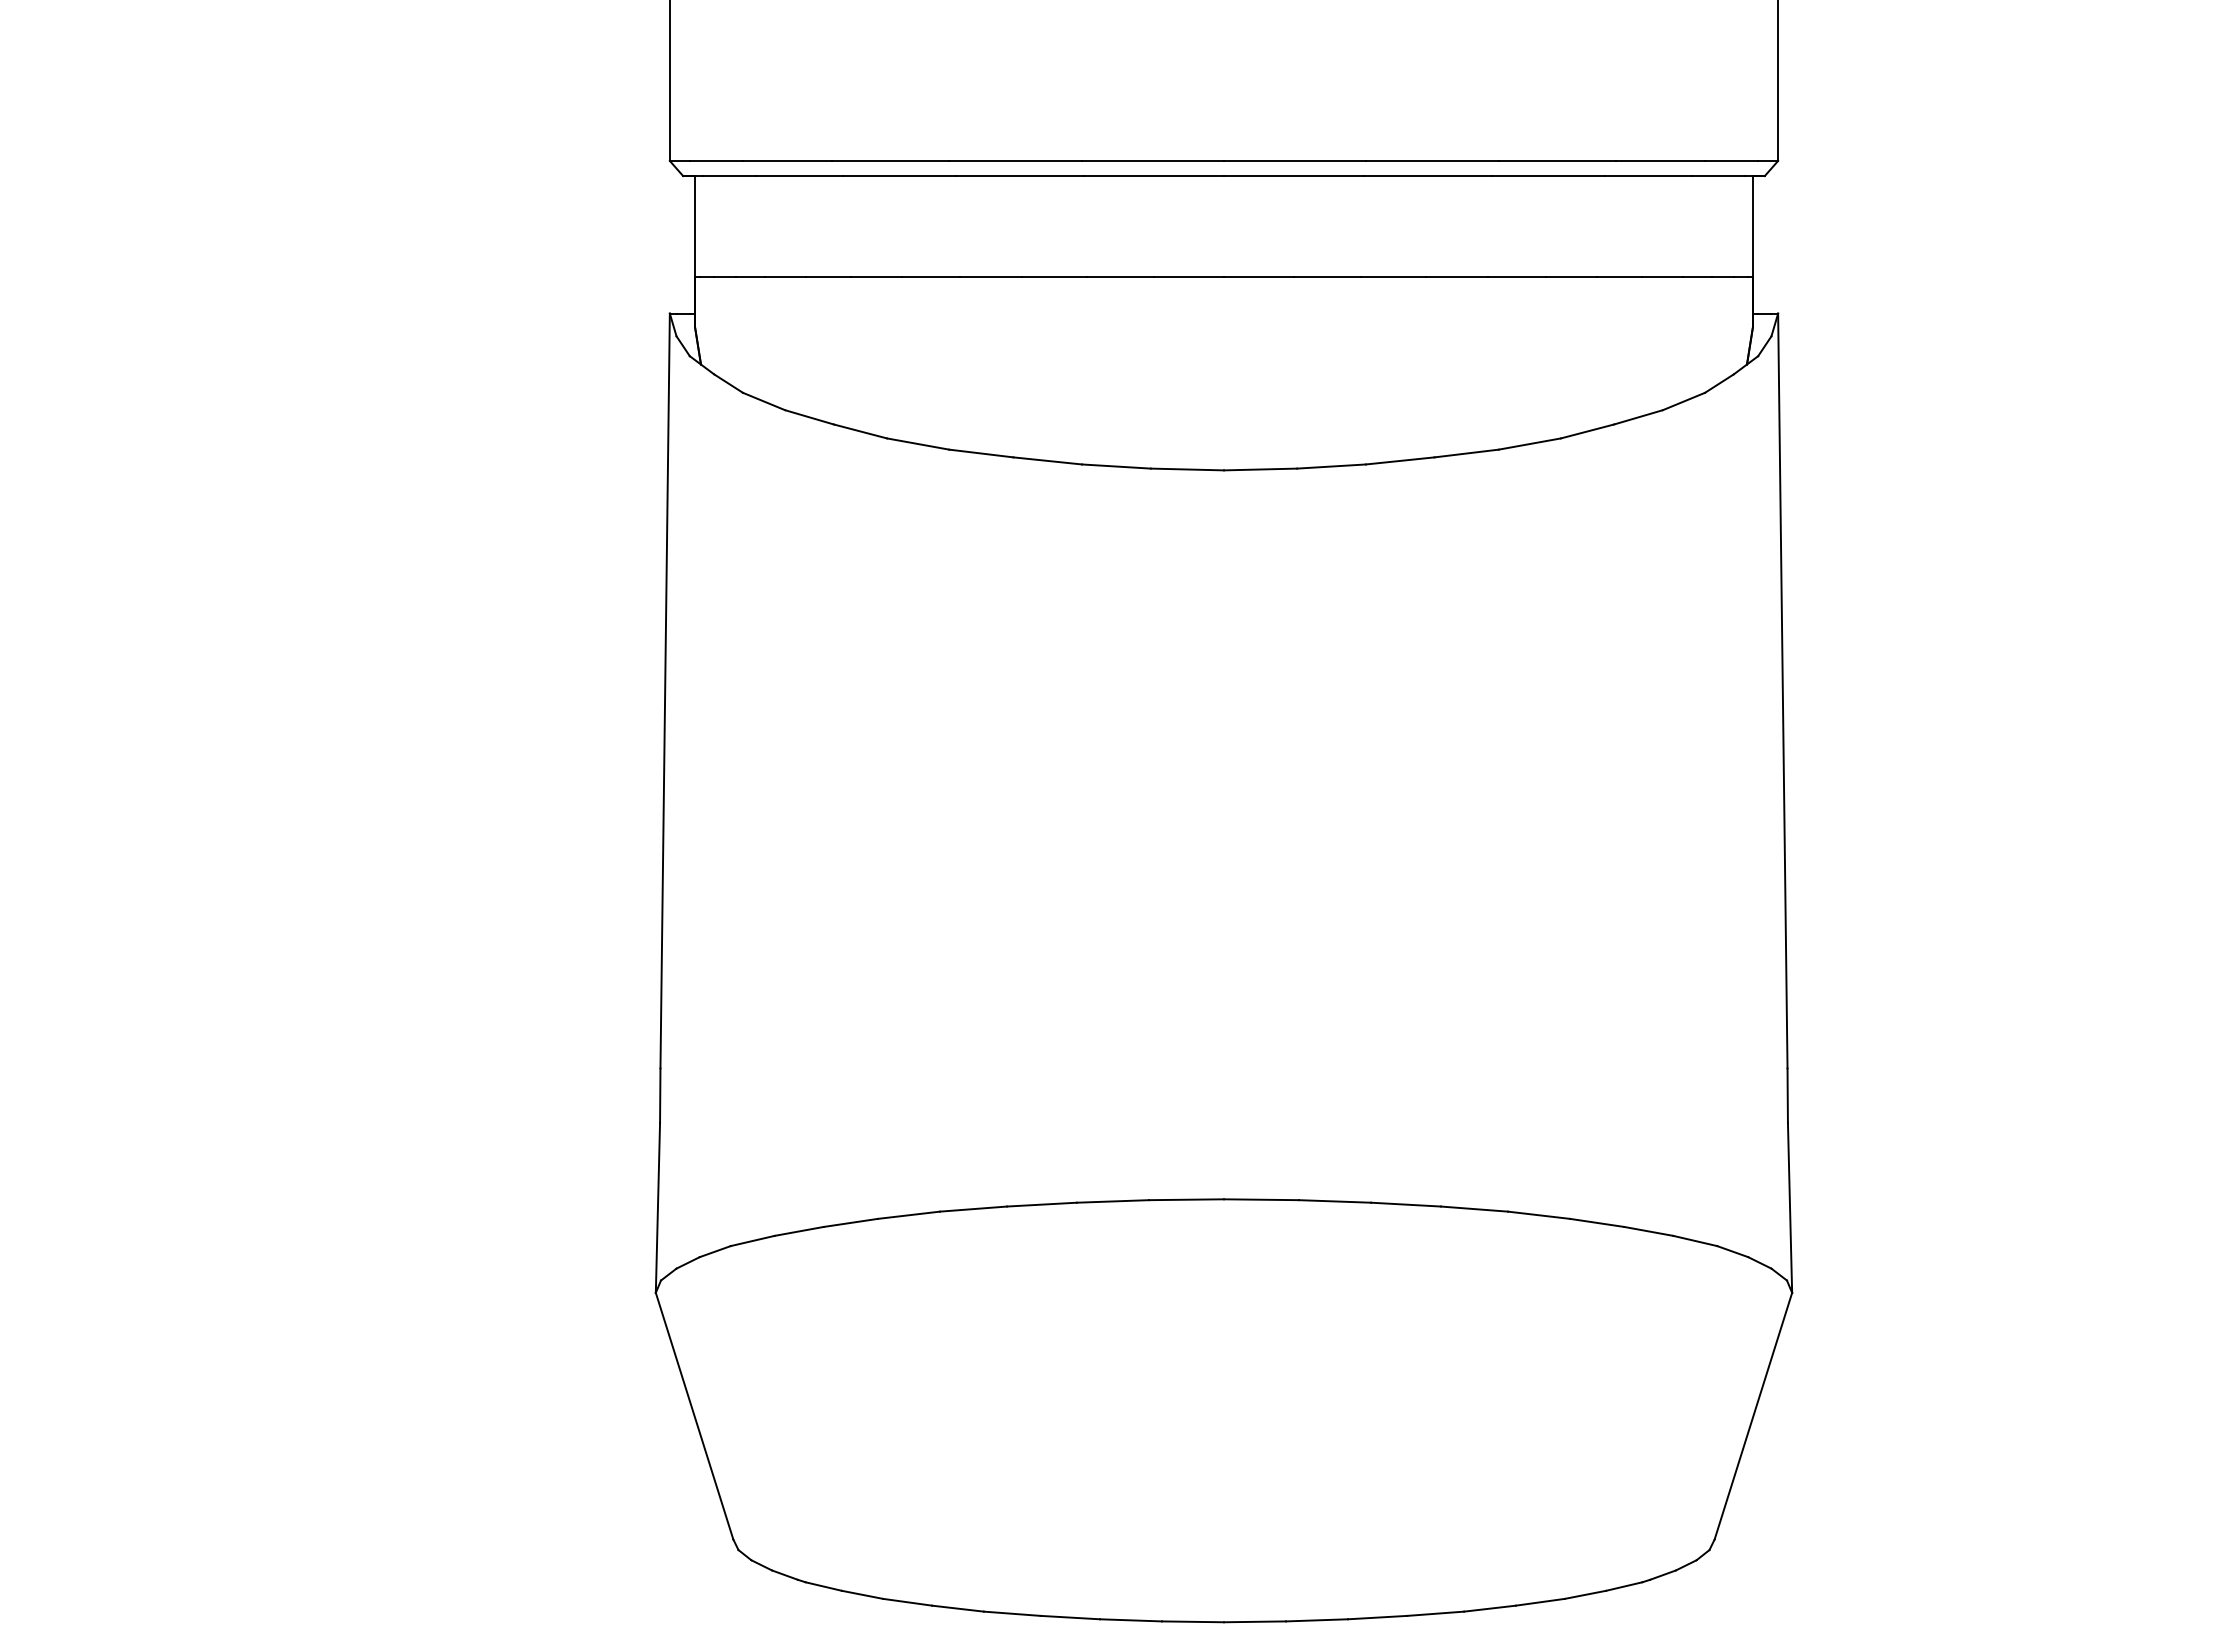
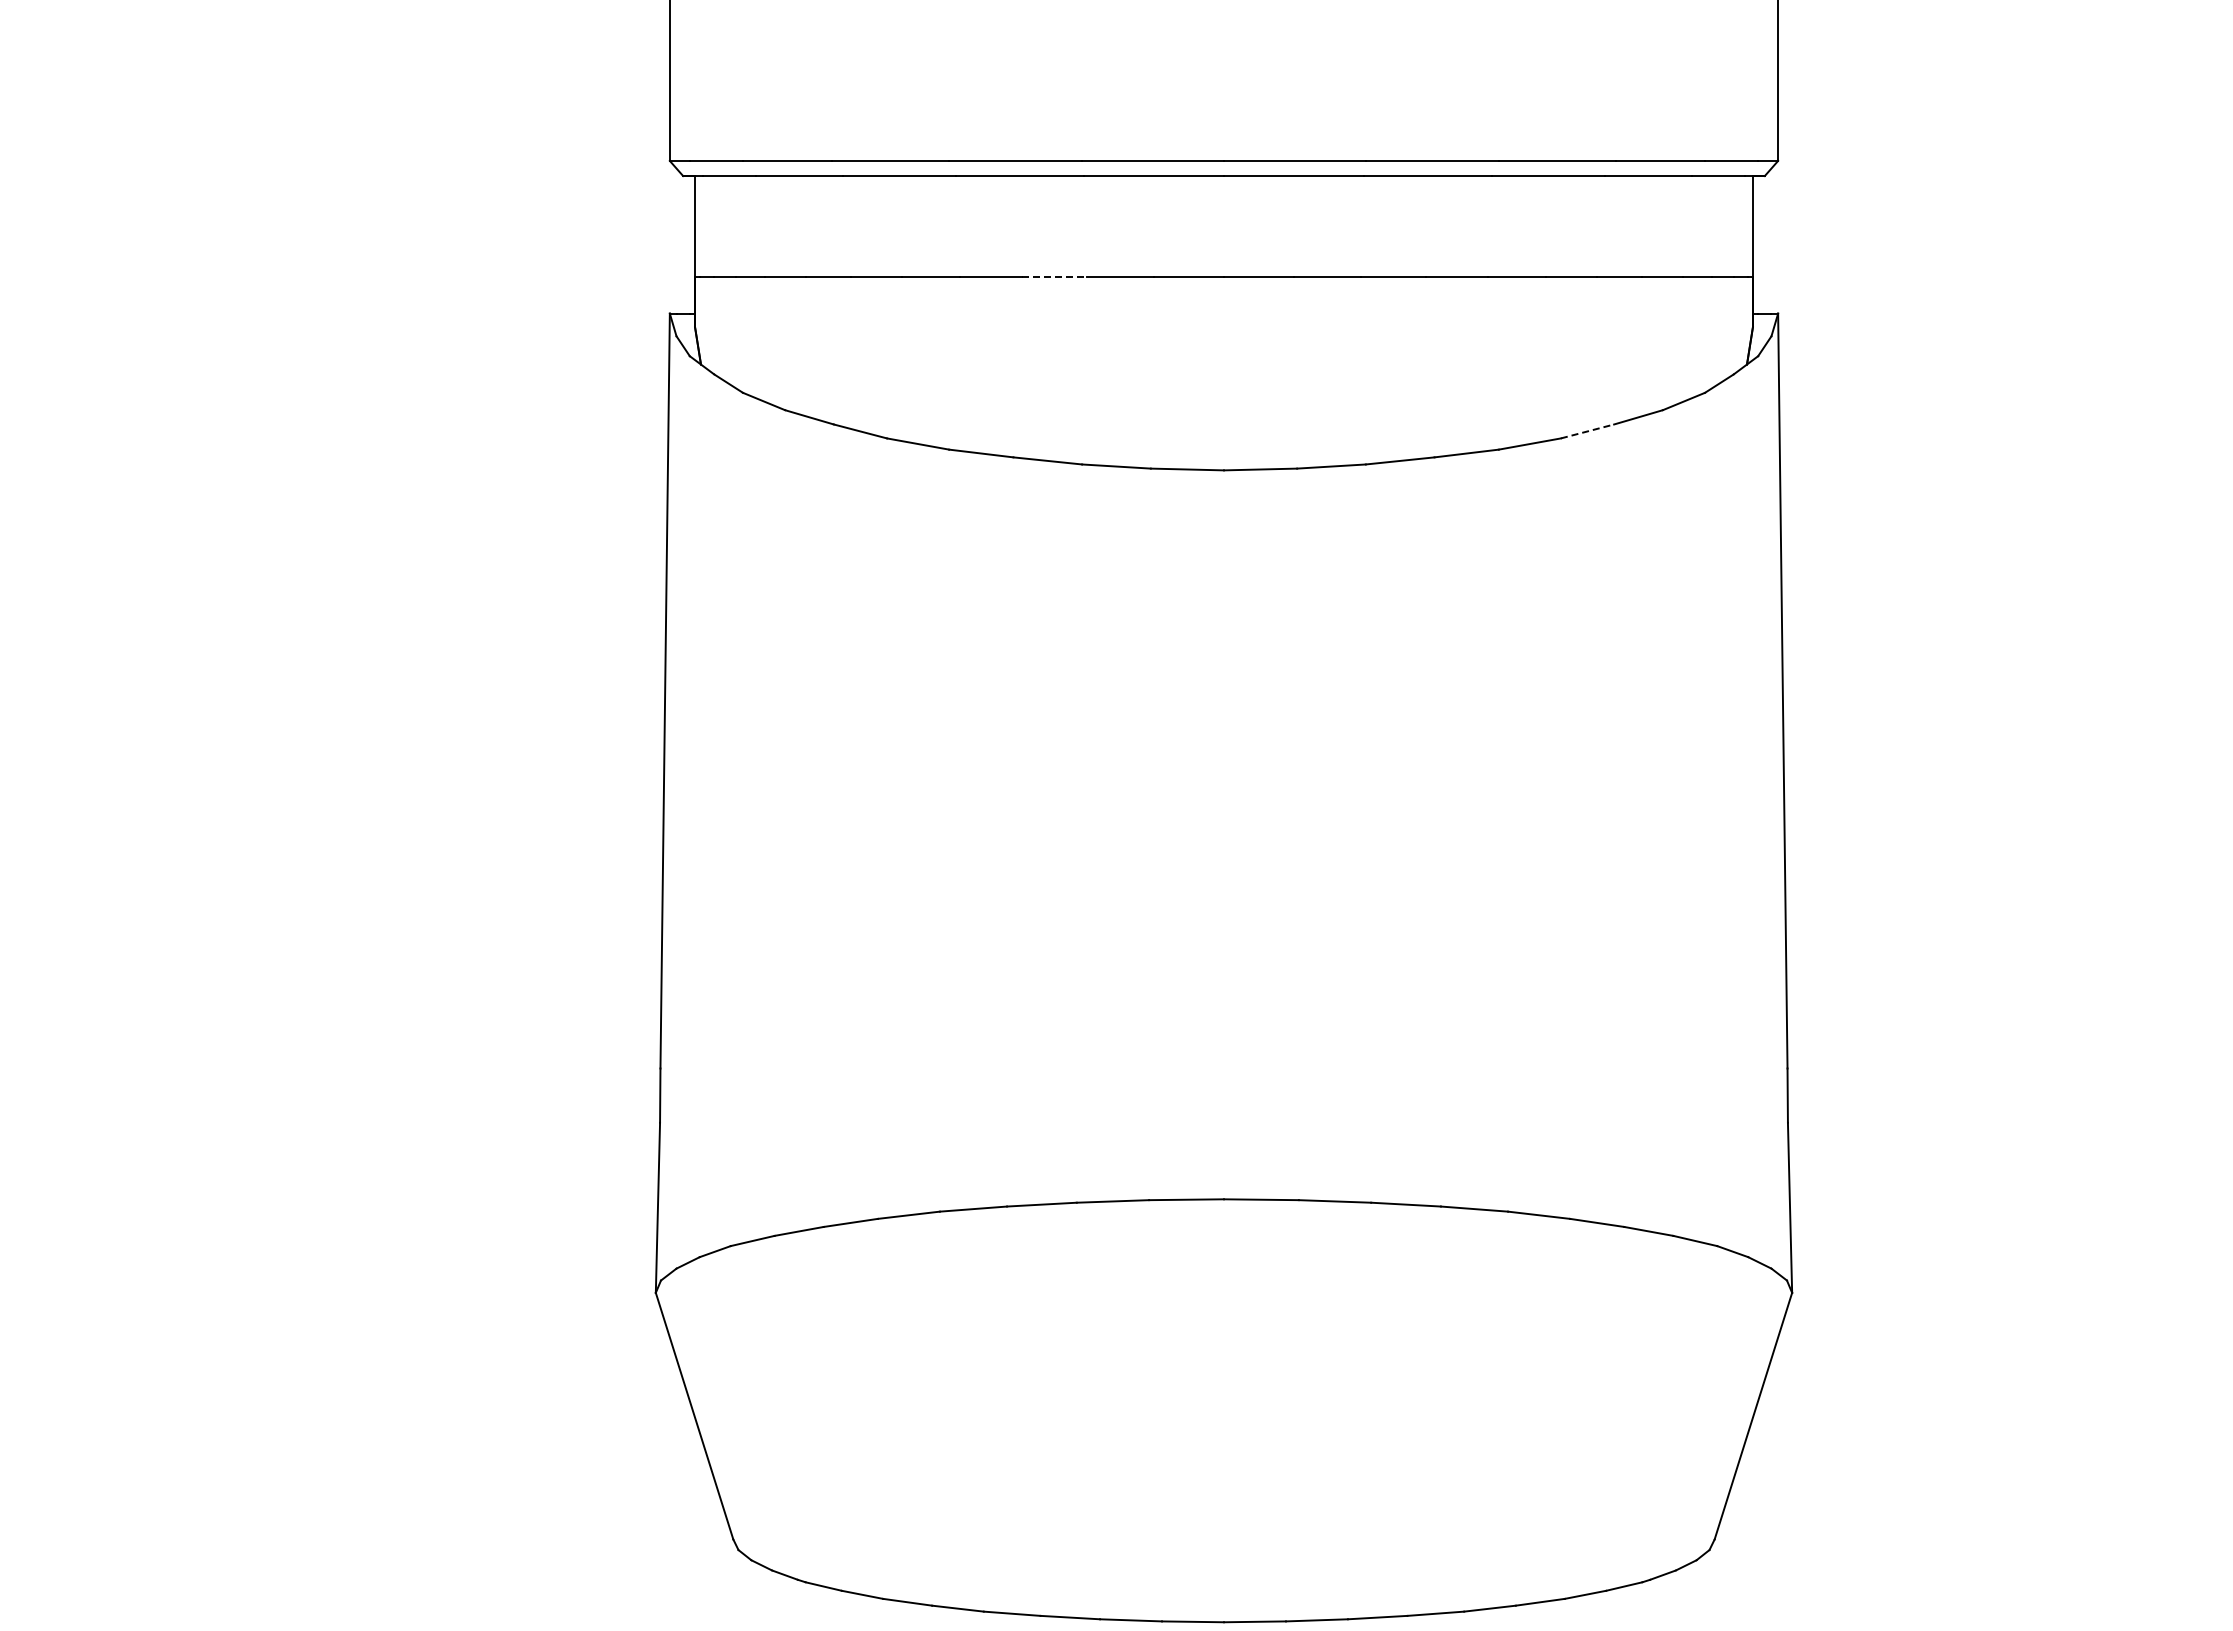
line: solid -> dashed (1054, 276)
line: solid -> dashed (1588, 431)
